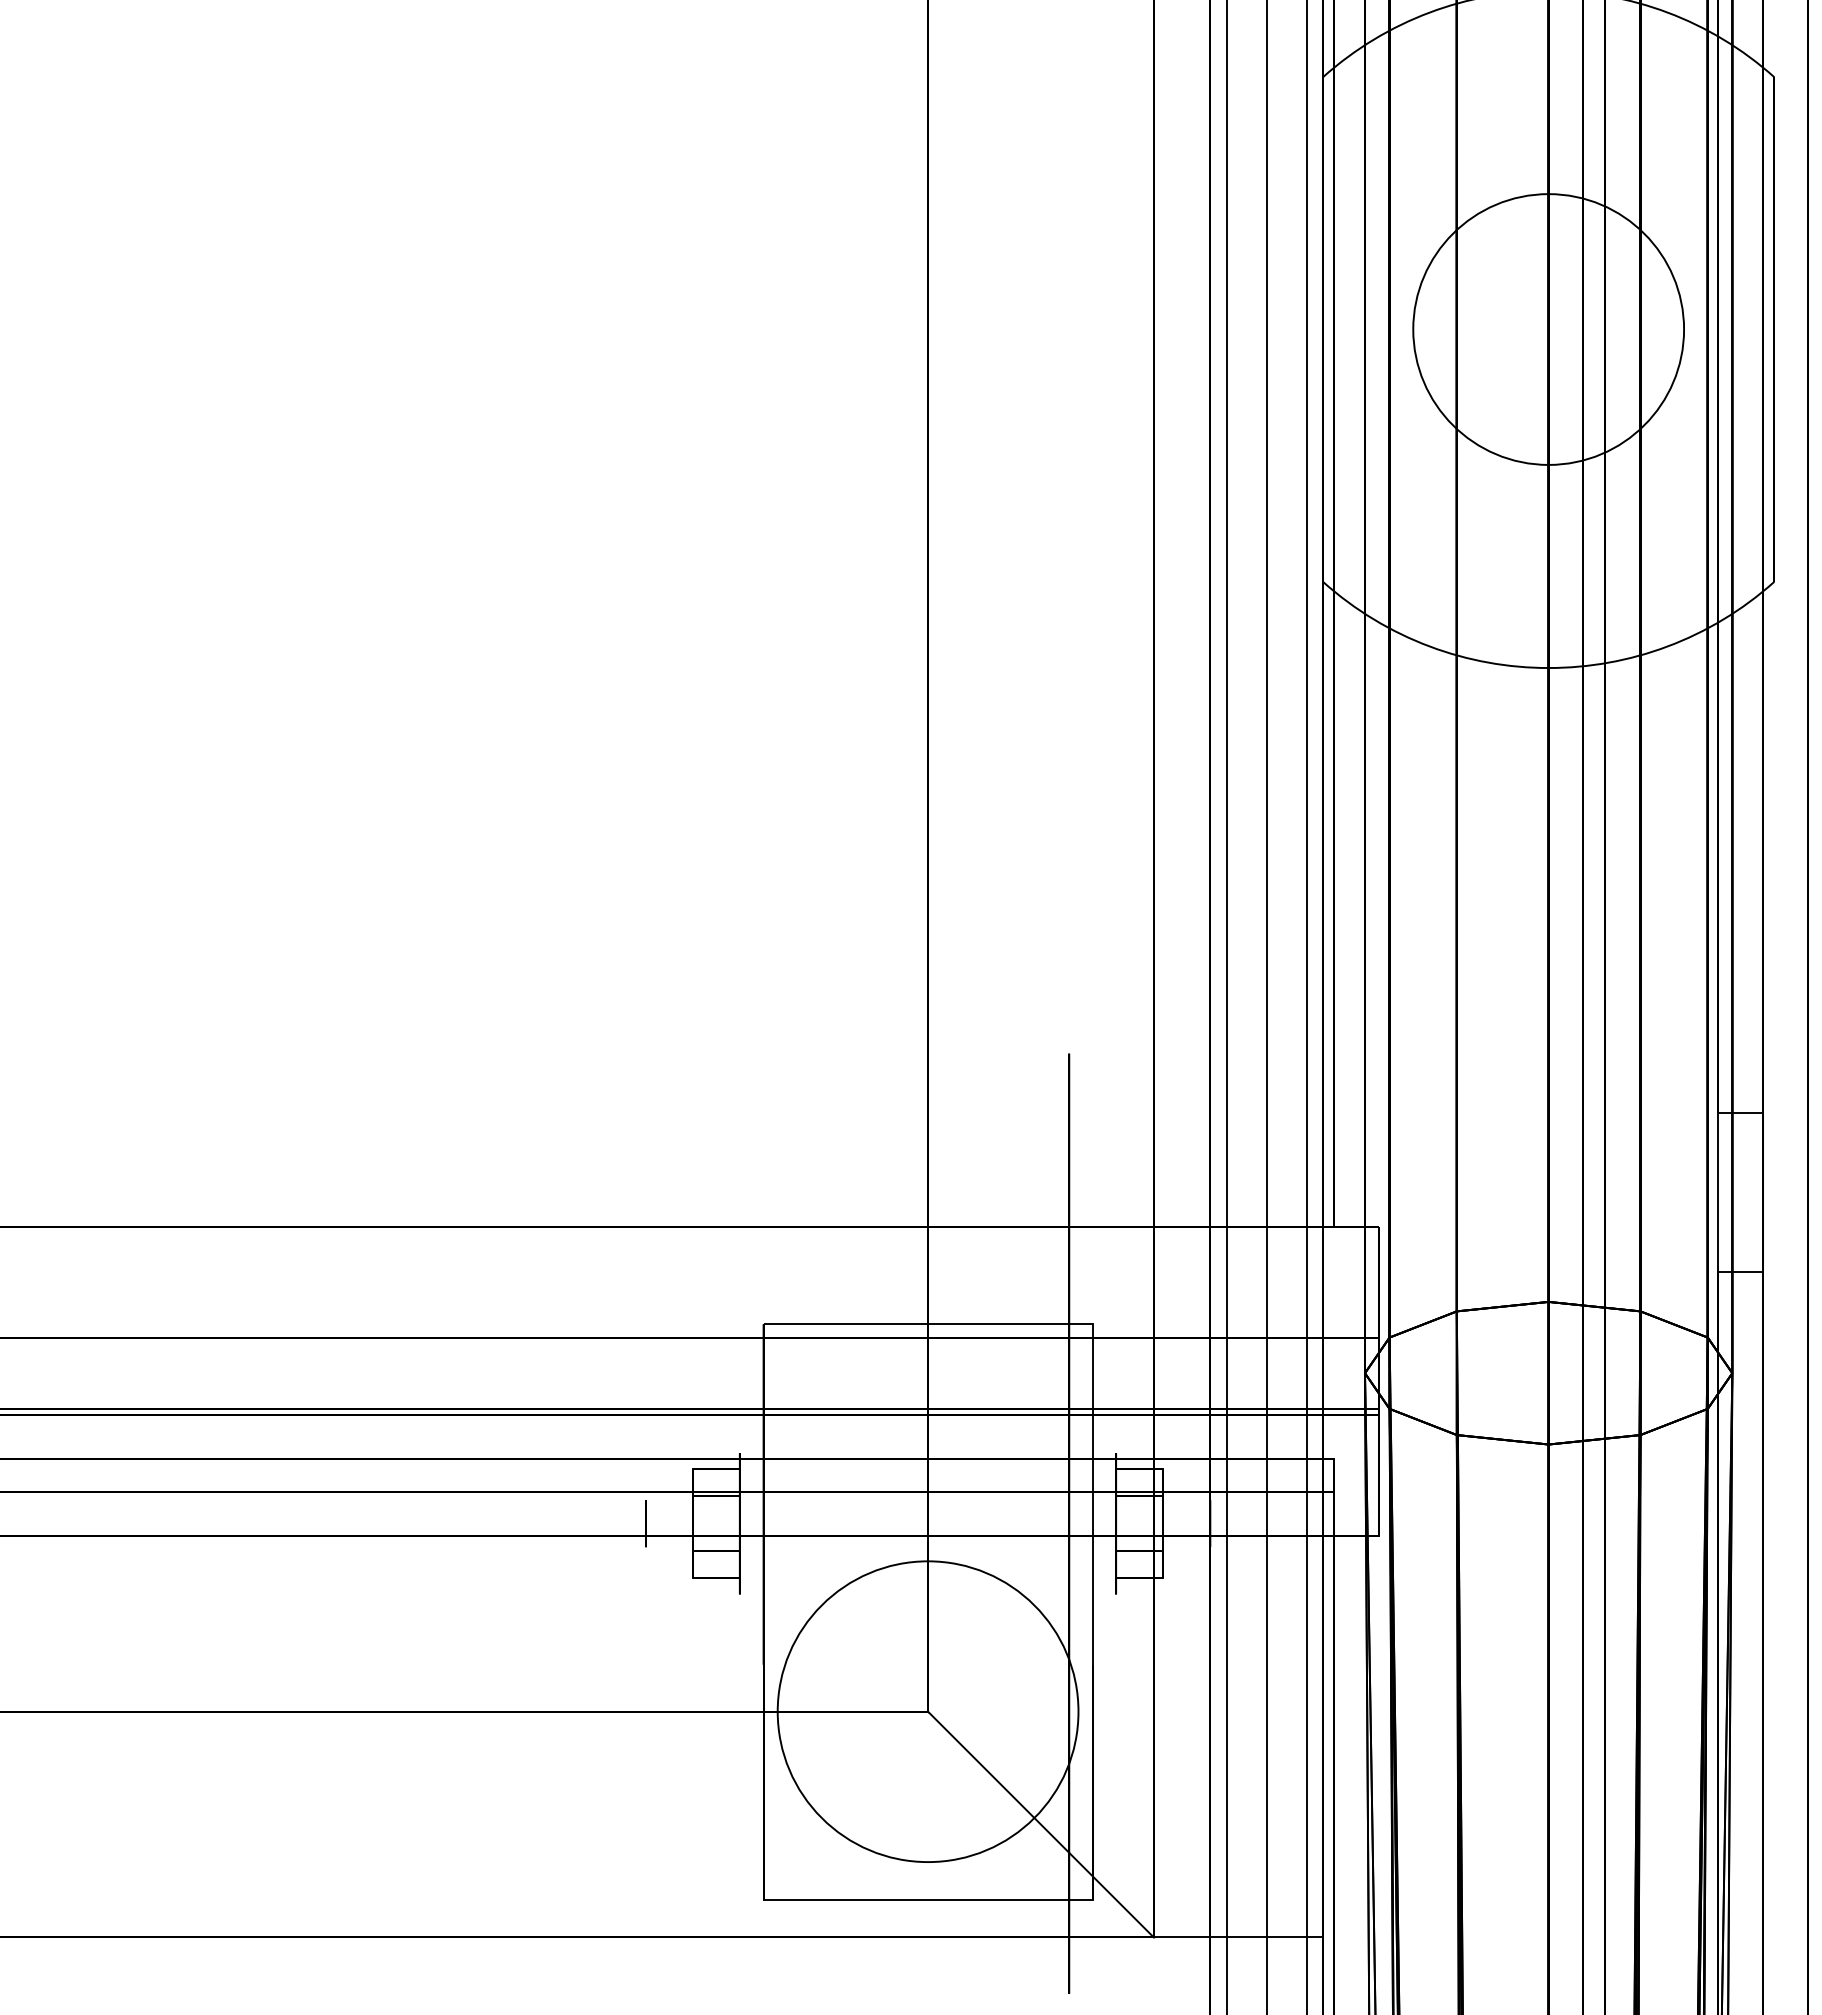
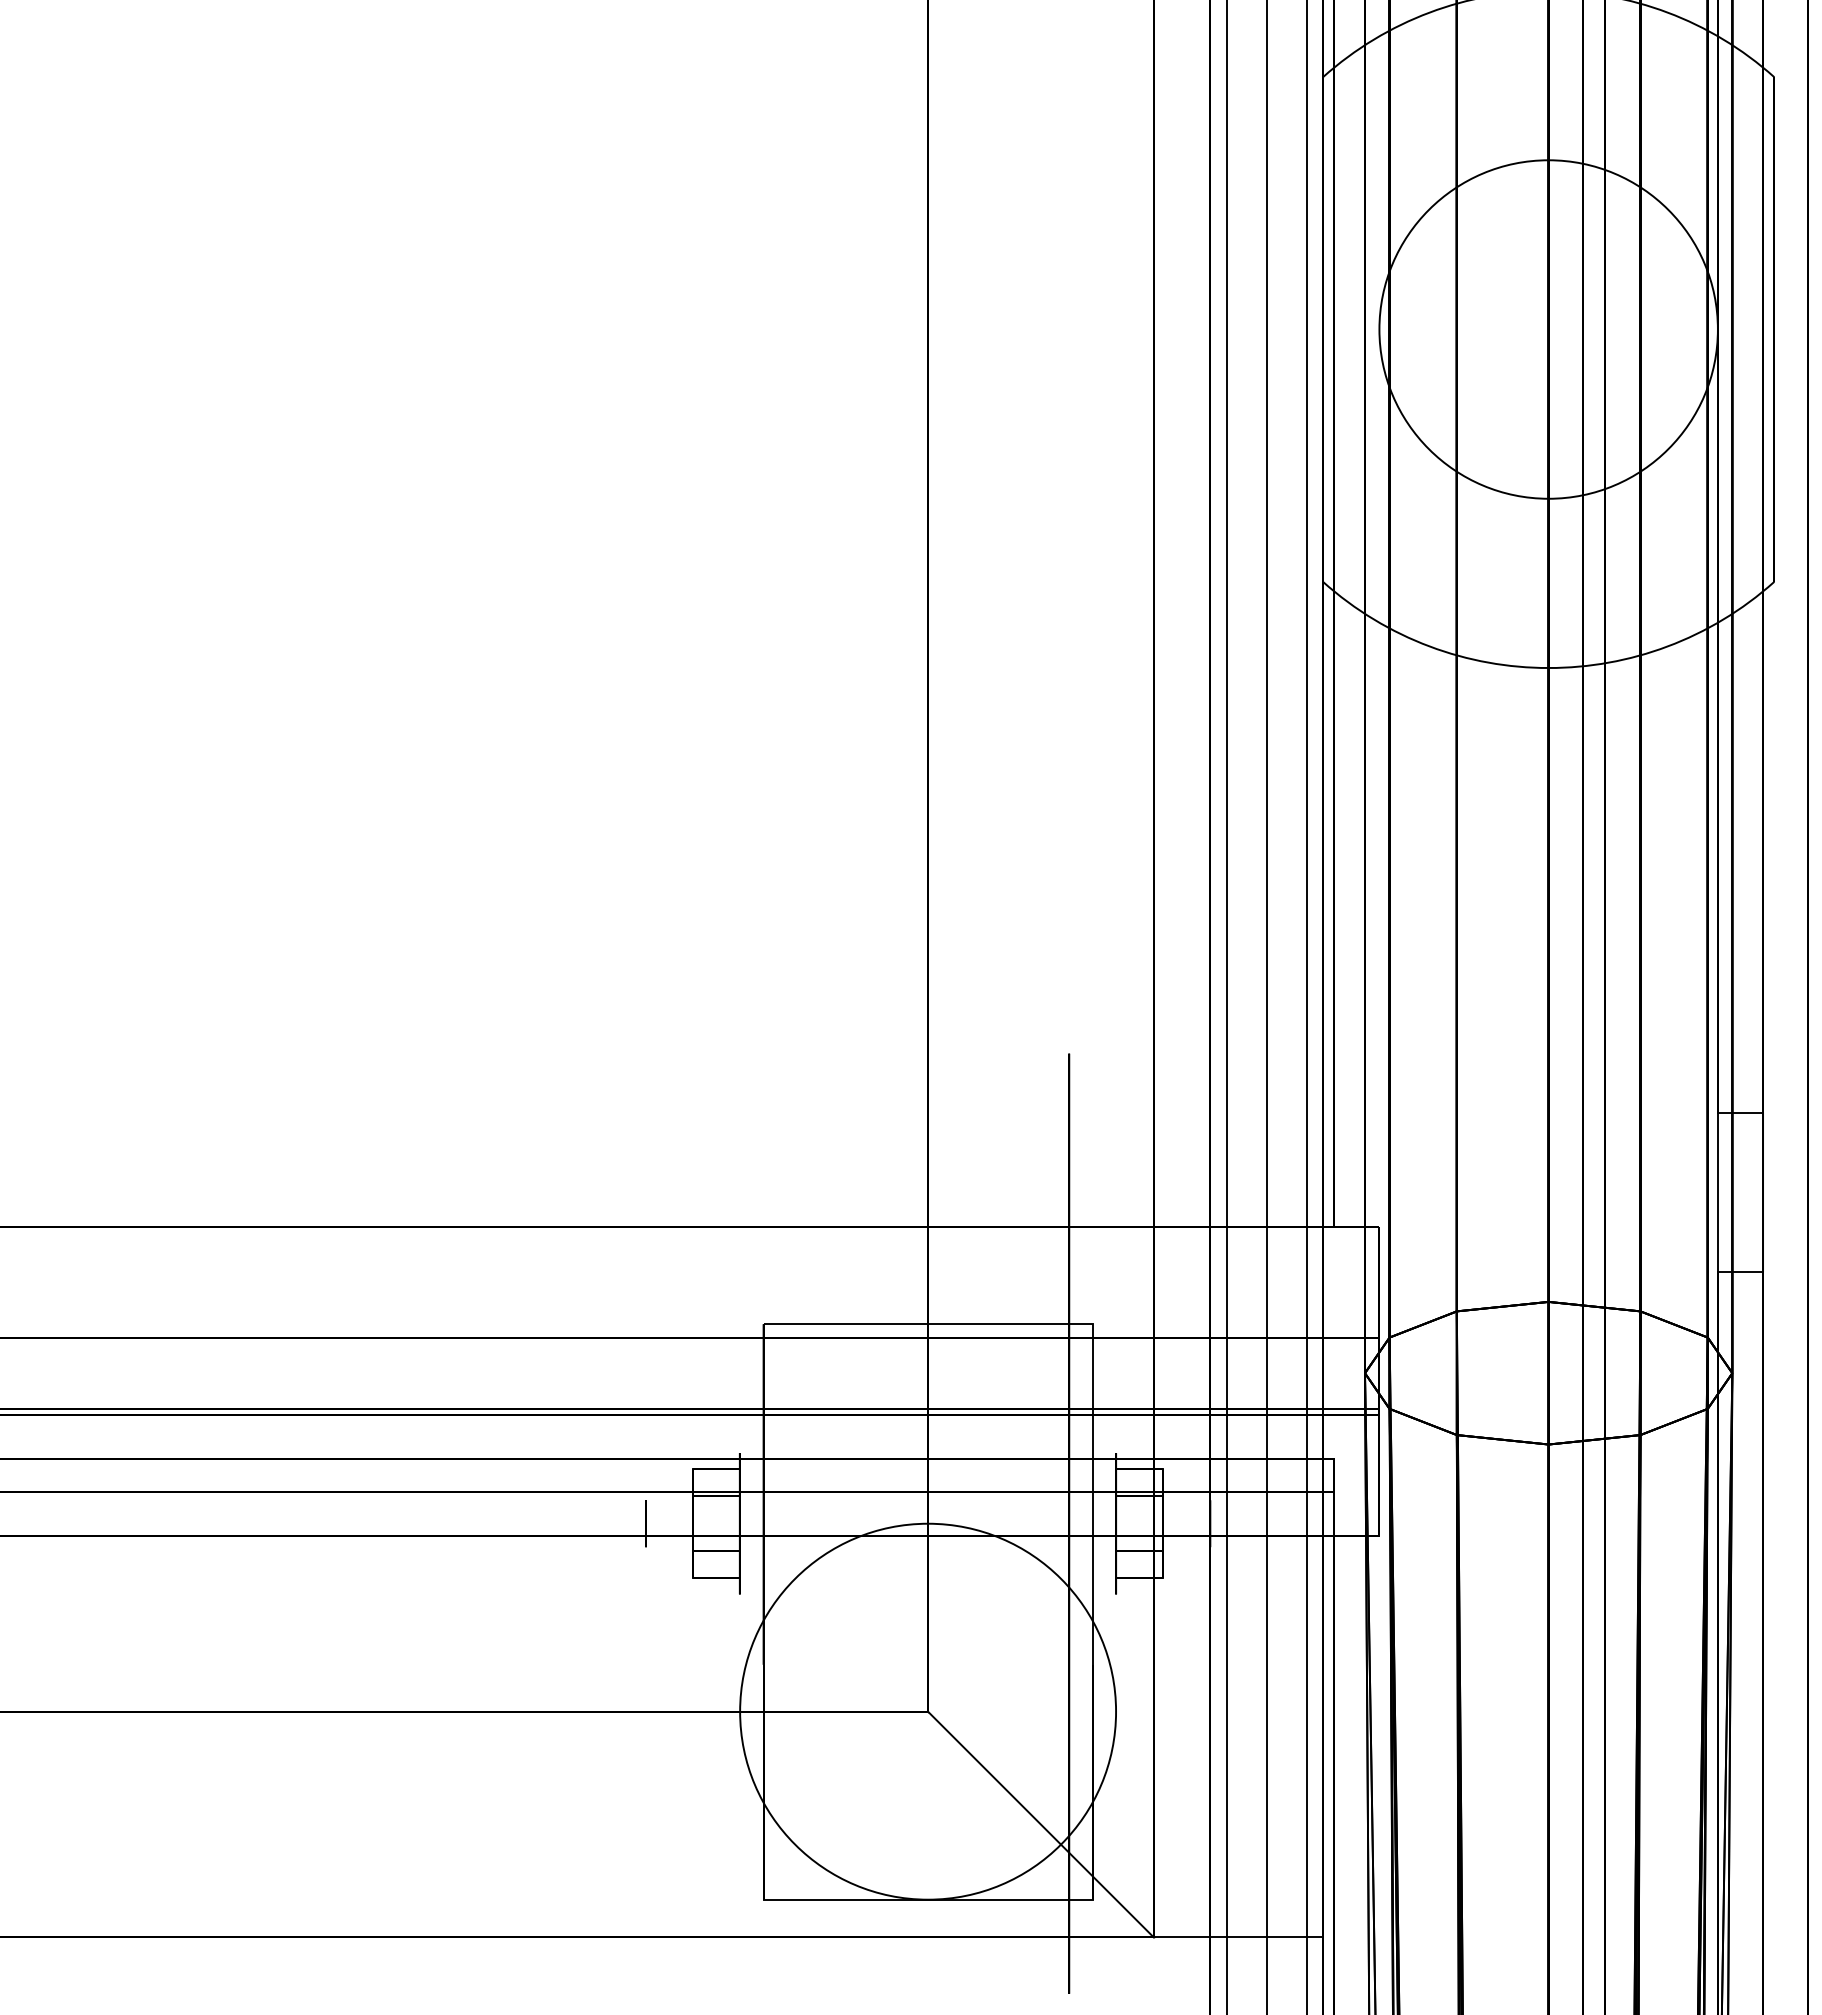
circle diameter: 271 px -> 338 px (1548, 329)
circle diameter: 301 px -> 376 px (928, 1711)
